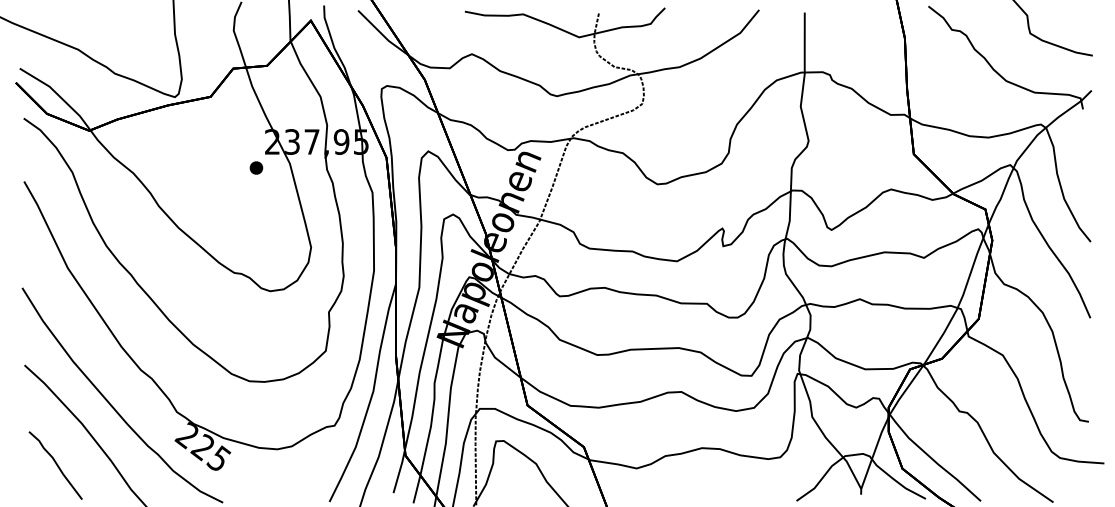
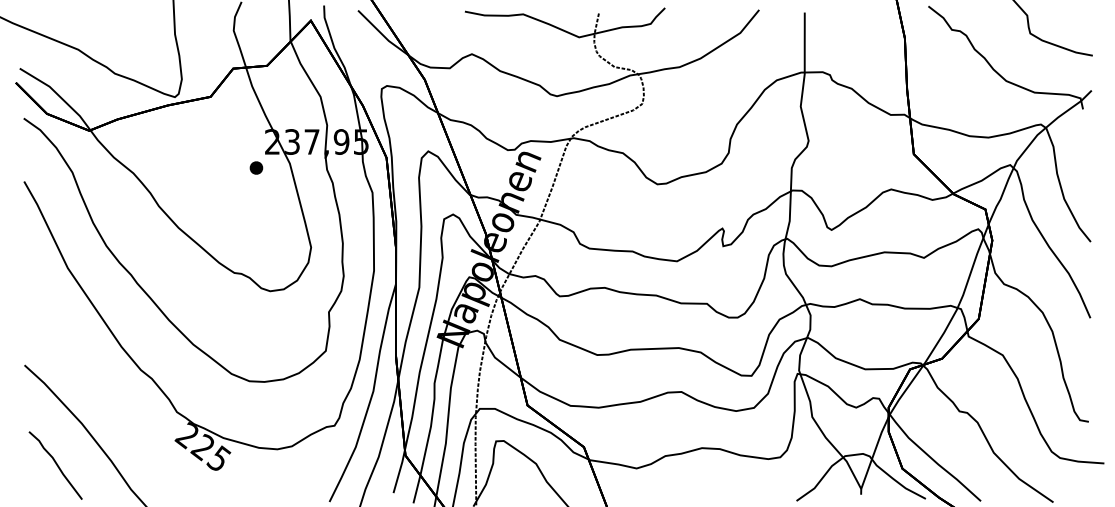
curve: present -> none (112, 405)
